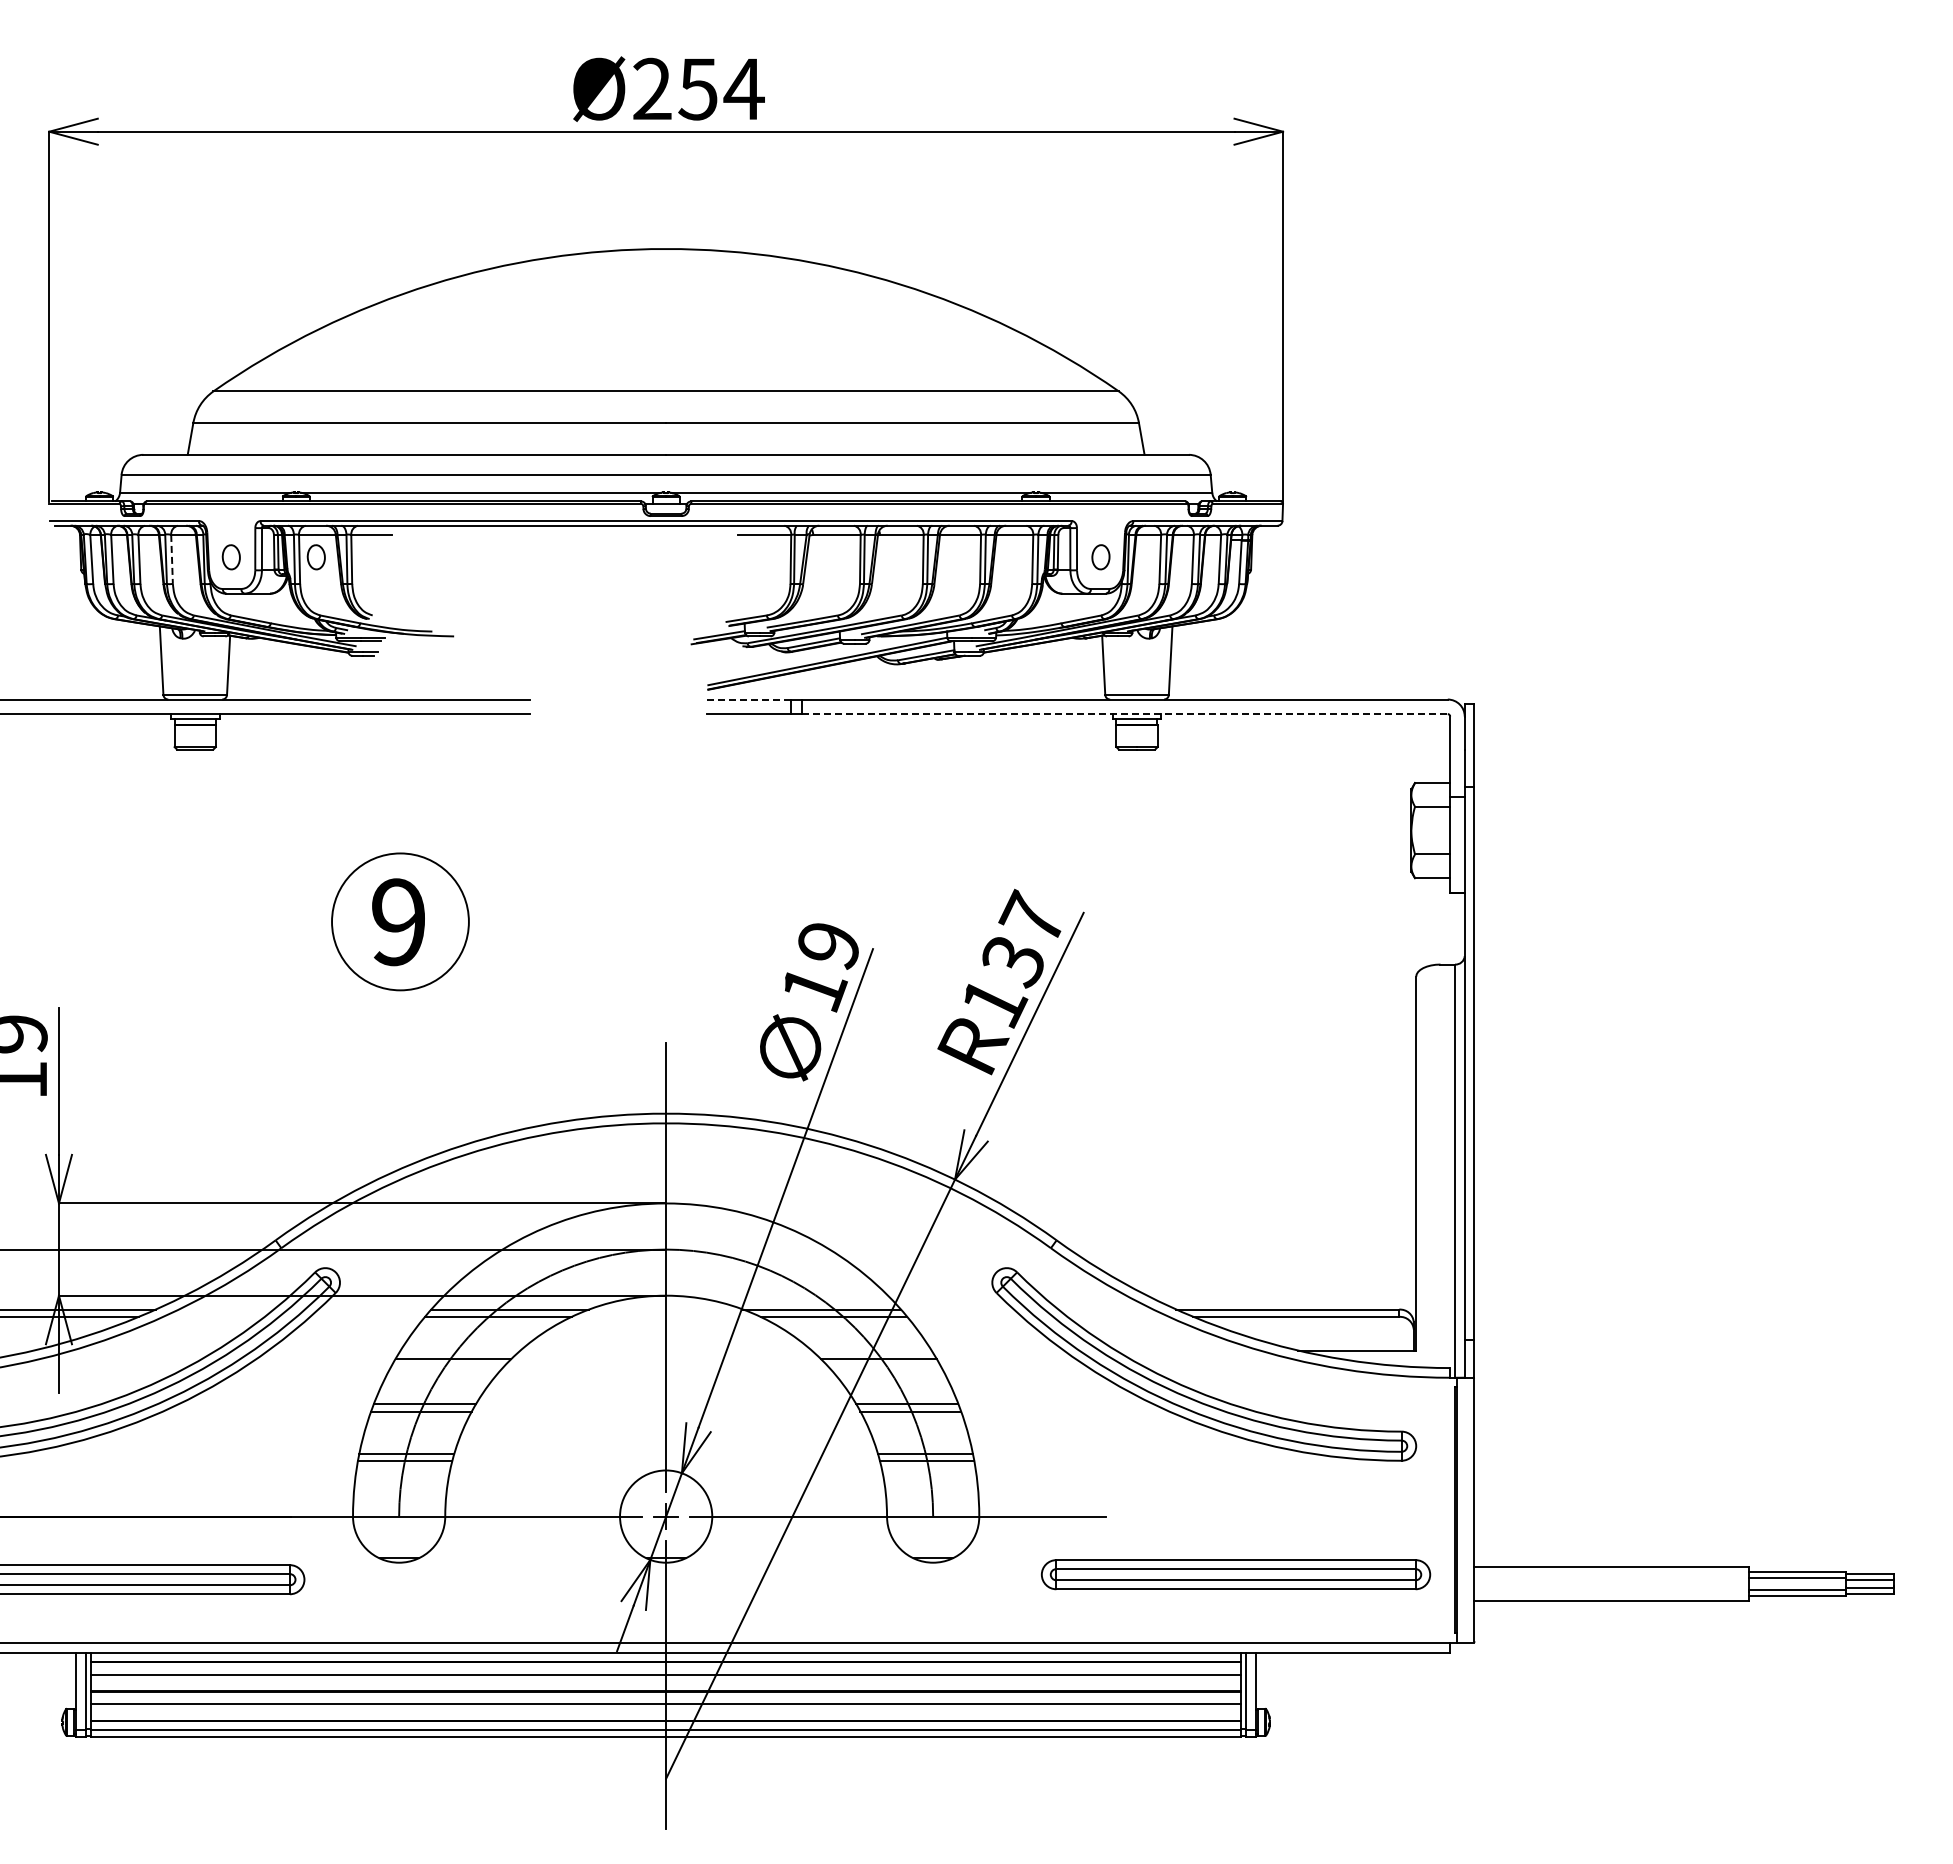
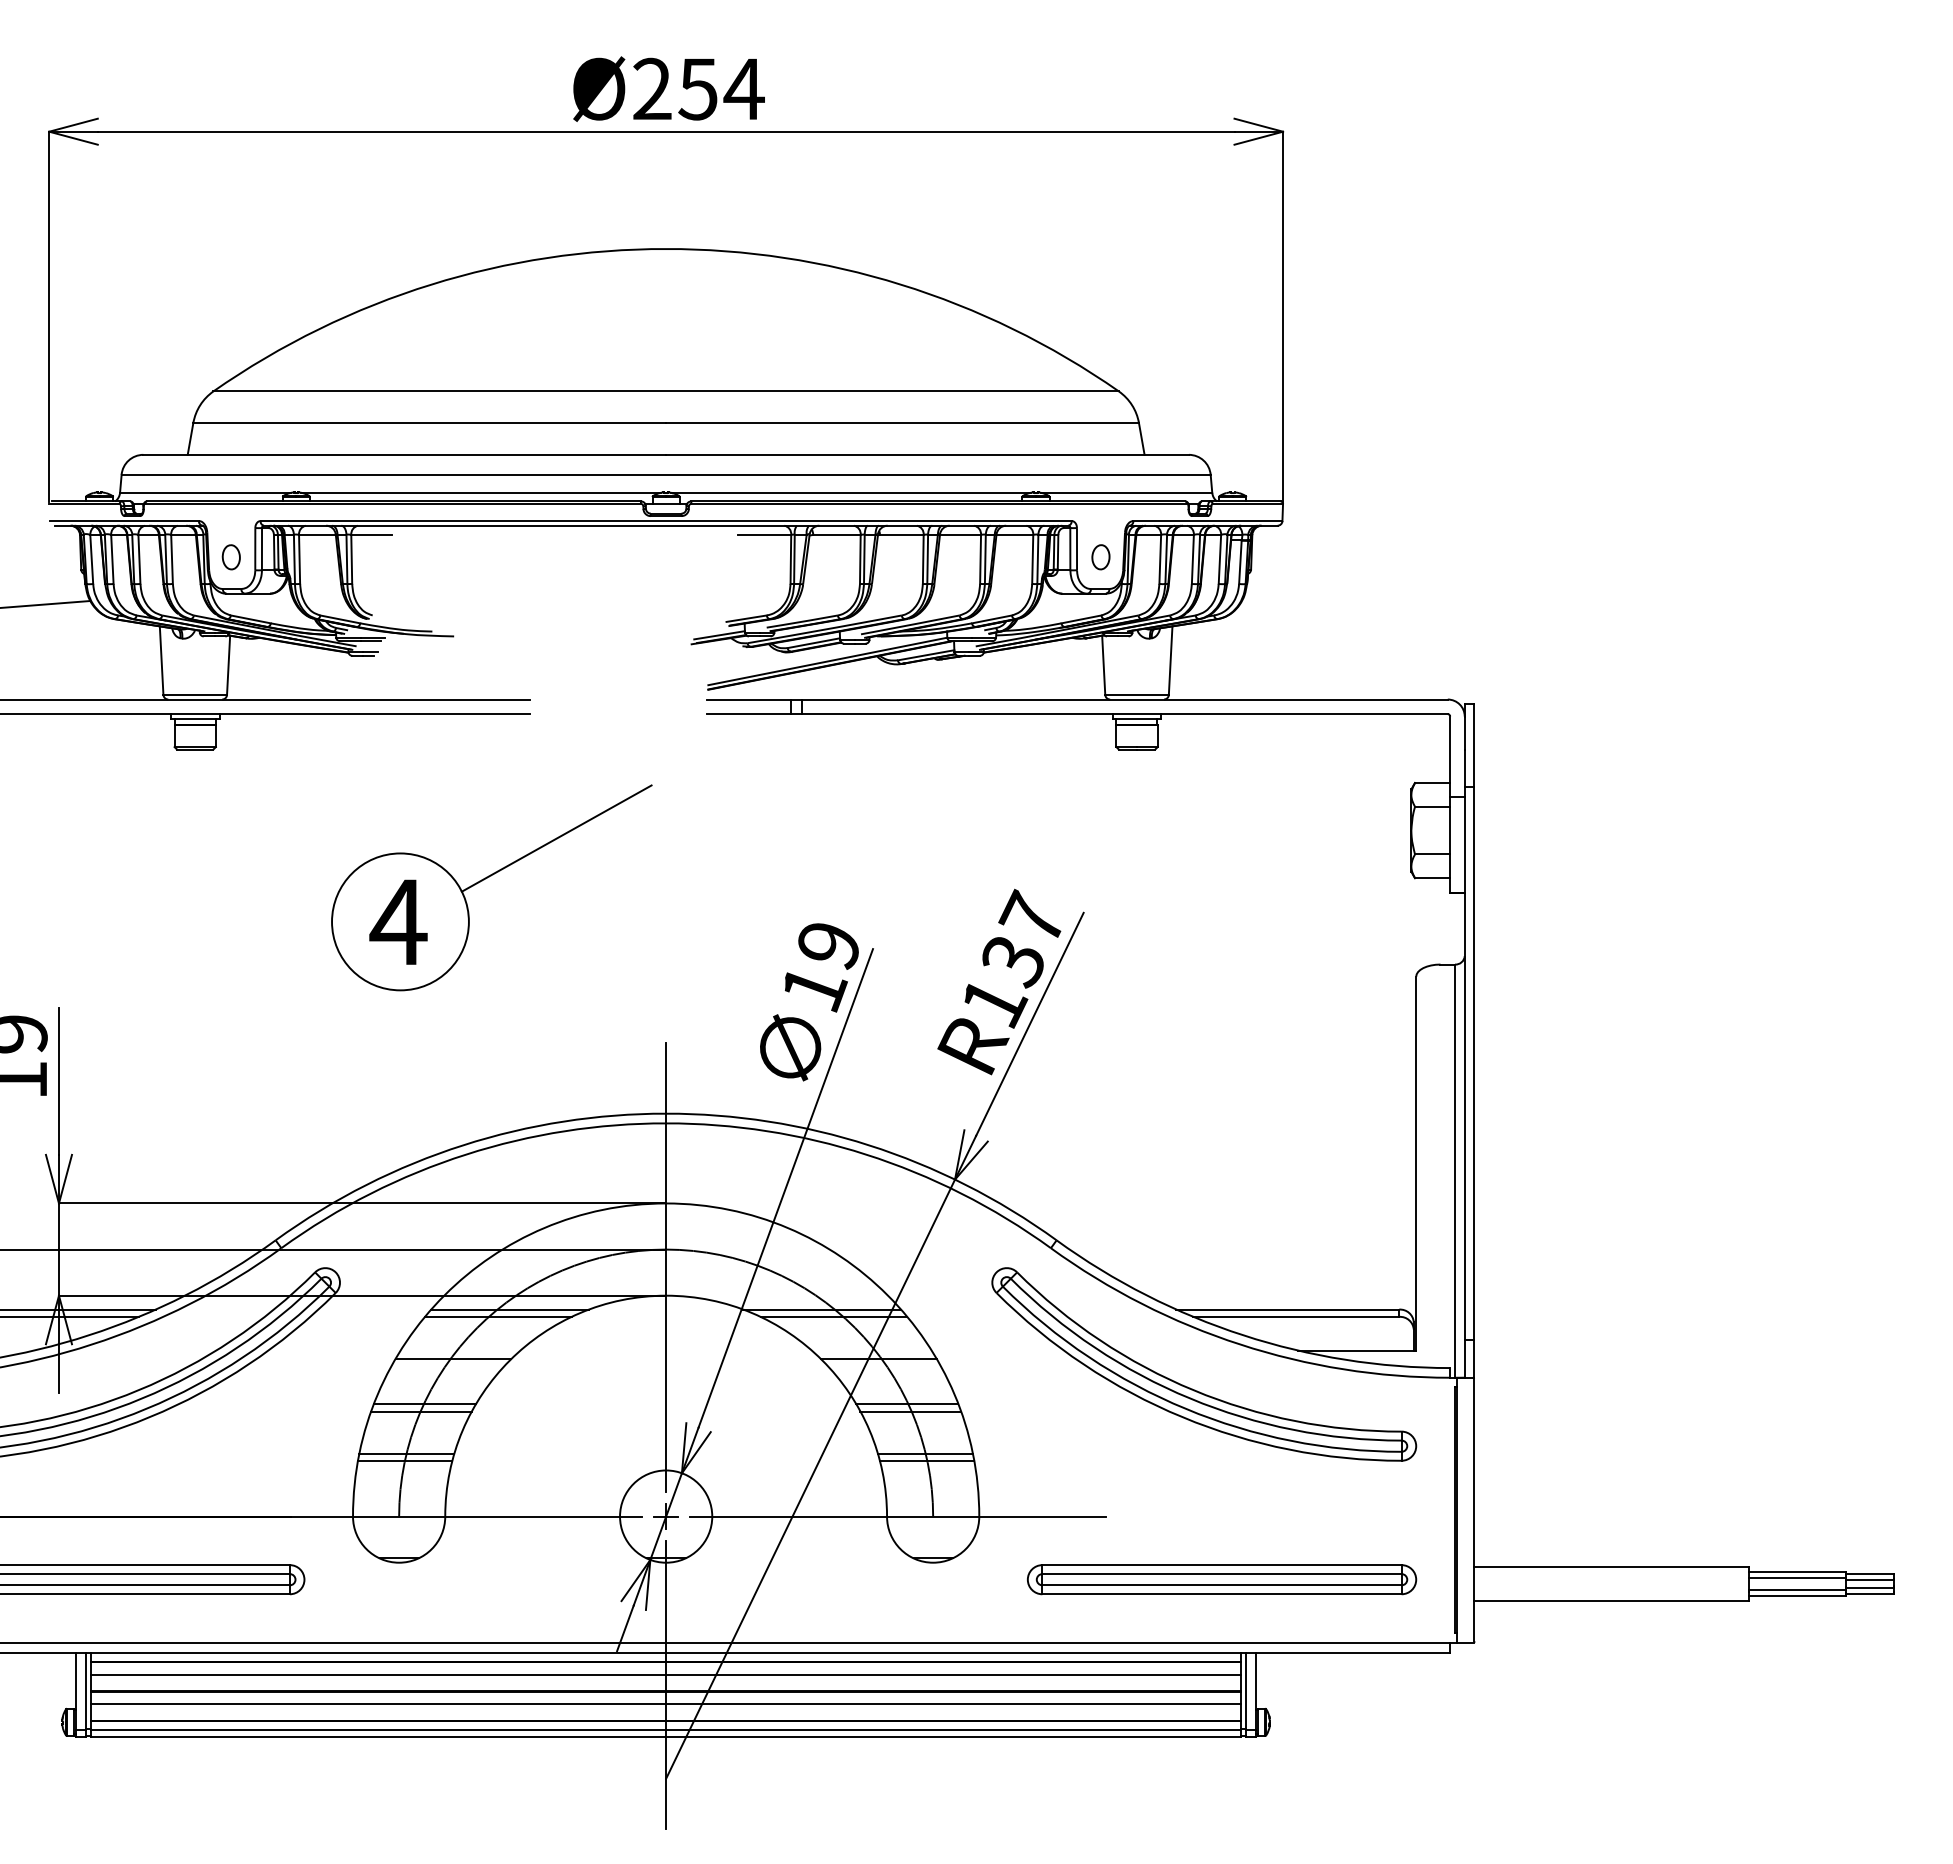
part: present -> none (315, 557)
line: dashed -> solid (172, 559)
line: none -> present (46, 604)
line: dashed -> solid (749, 699)
line: dashed -> solid (1124, 714)
line: none -> present (556, 838)
text: 9 -> 4 (398, 922)
part position: (1236, 1574) -> (1222, 1579) (1222, 1579)
